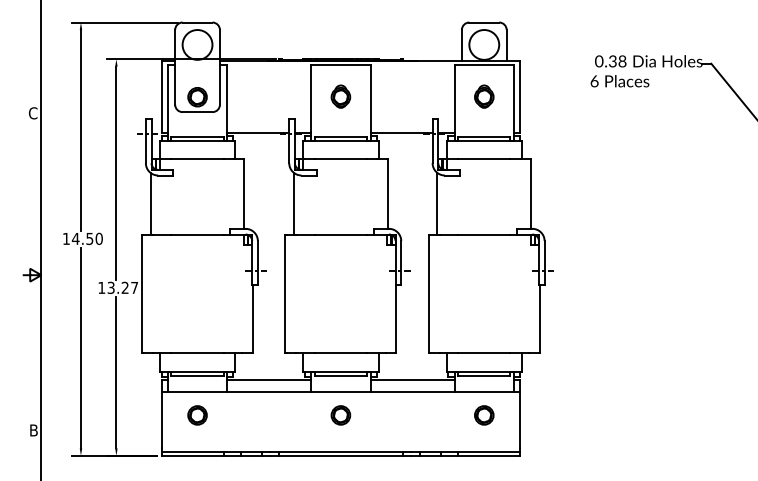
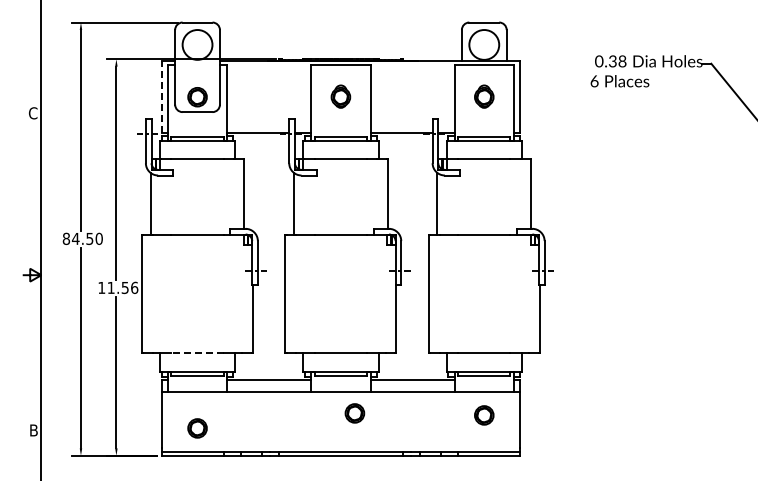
line: solid -> dashed (161, 97)
text: 14.50 -> 84.50 (66, 238)
text: 13.27 -> 11.56 (122, 287)
line: solid -> dashed (197, 352)
part position: (197, 415) -> (197, 428) (197, 428)
part position: (340, 415) -> (354, 413) (354, 413)
